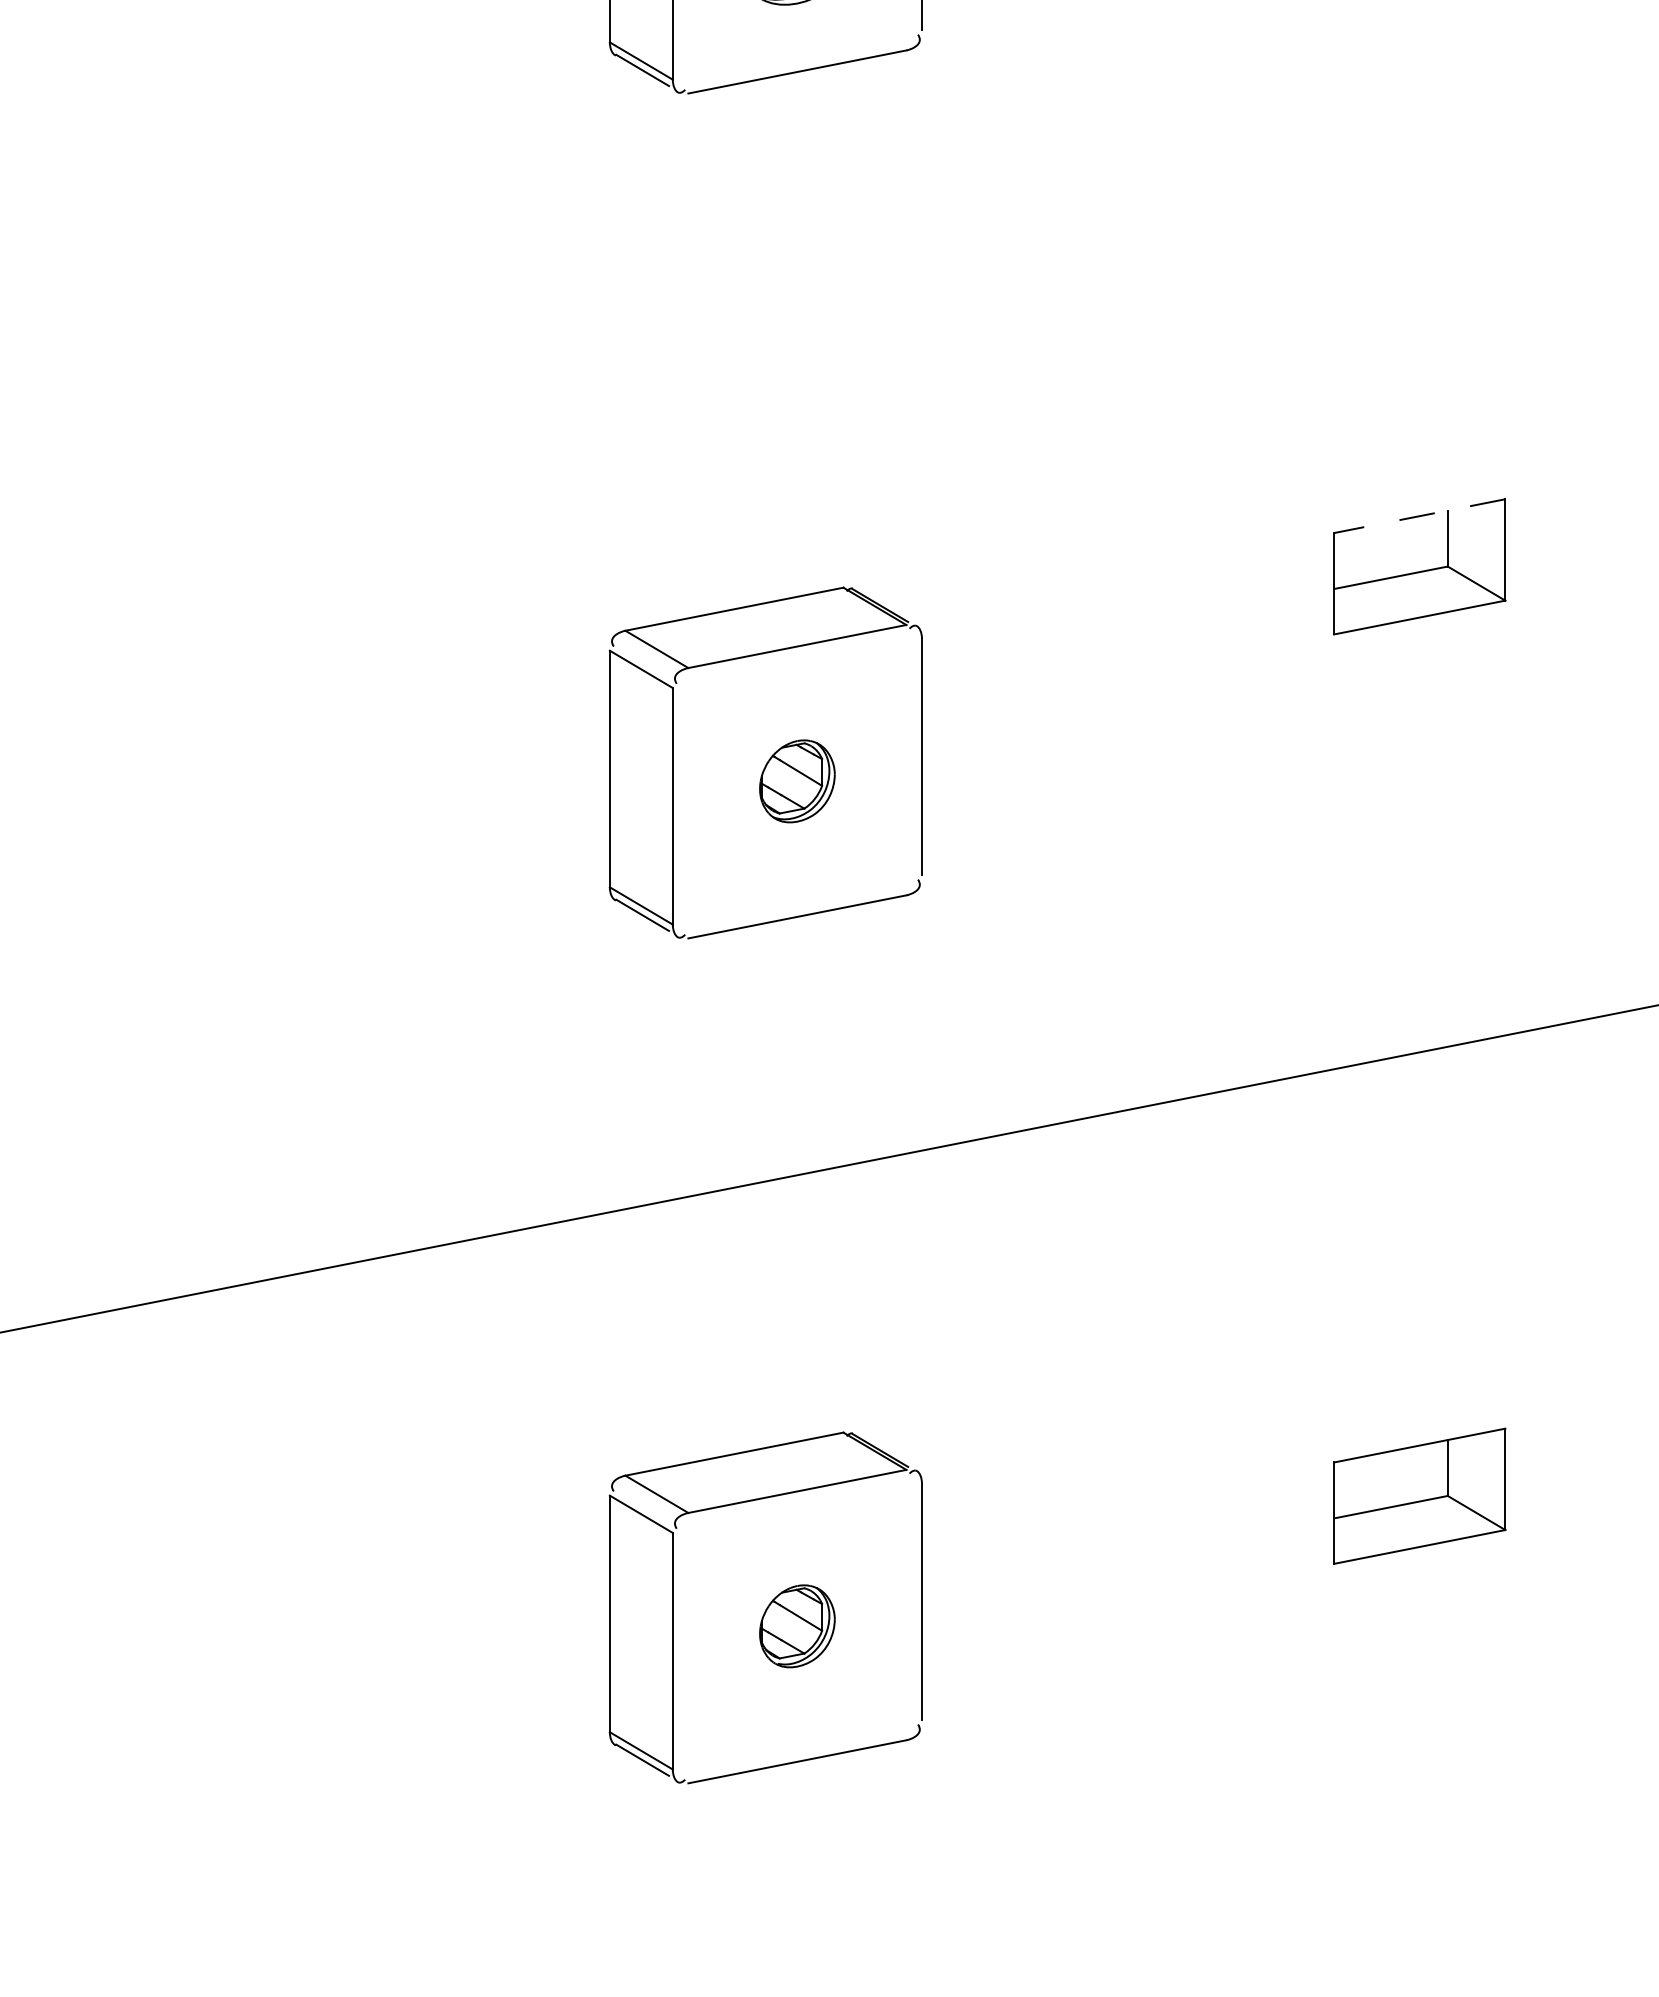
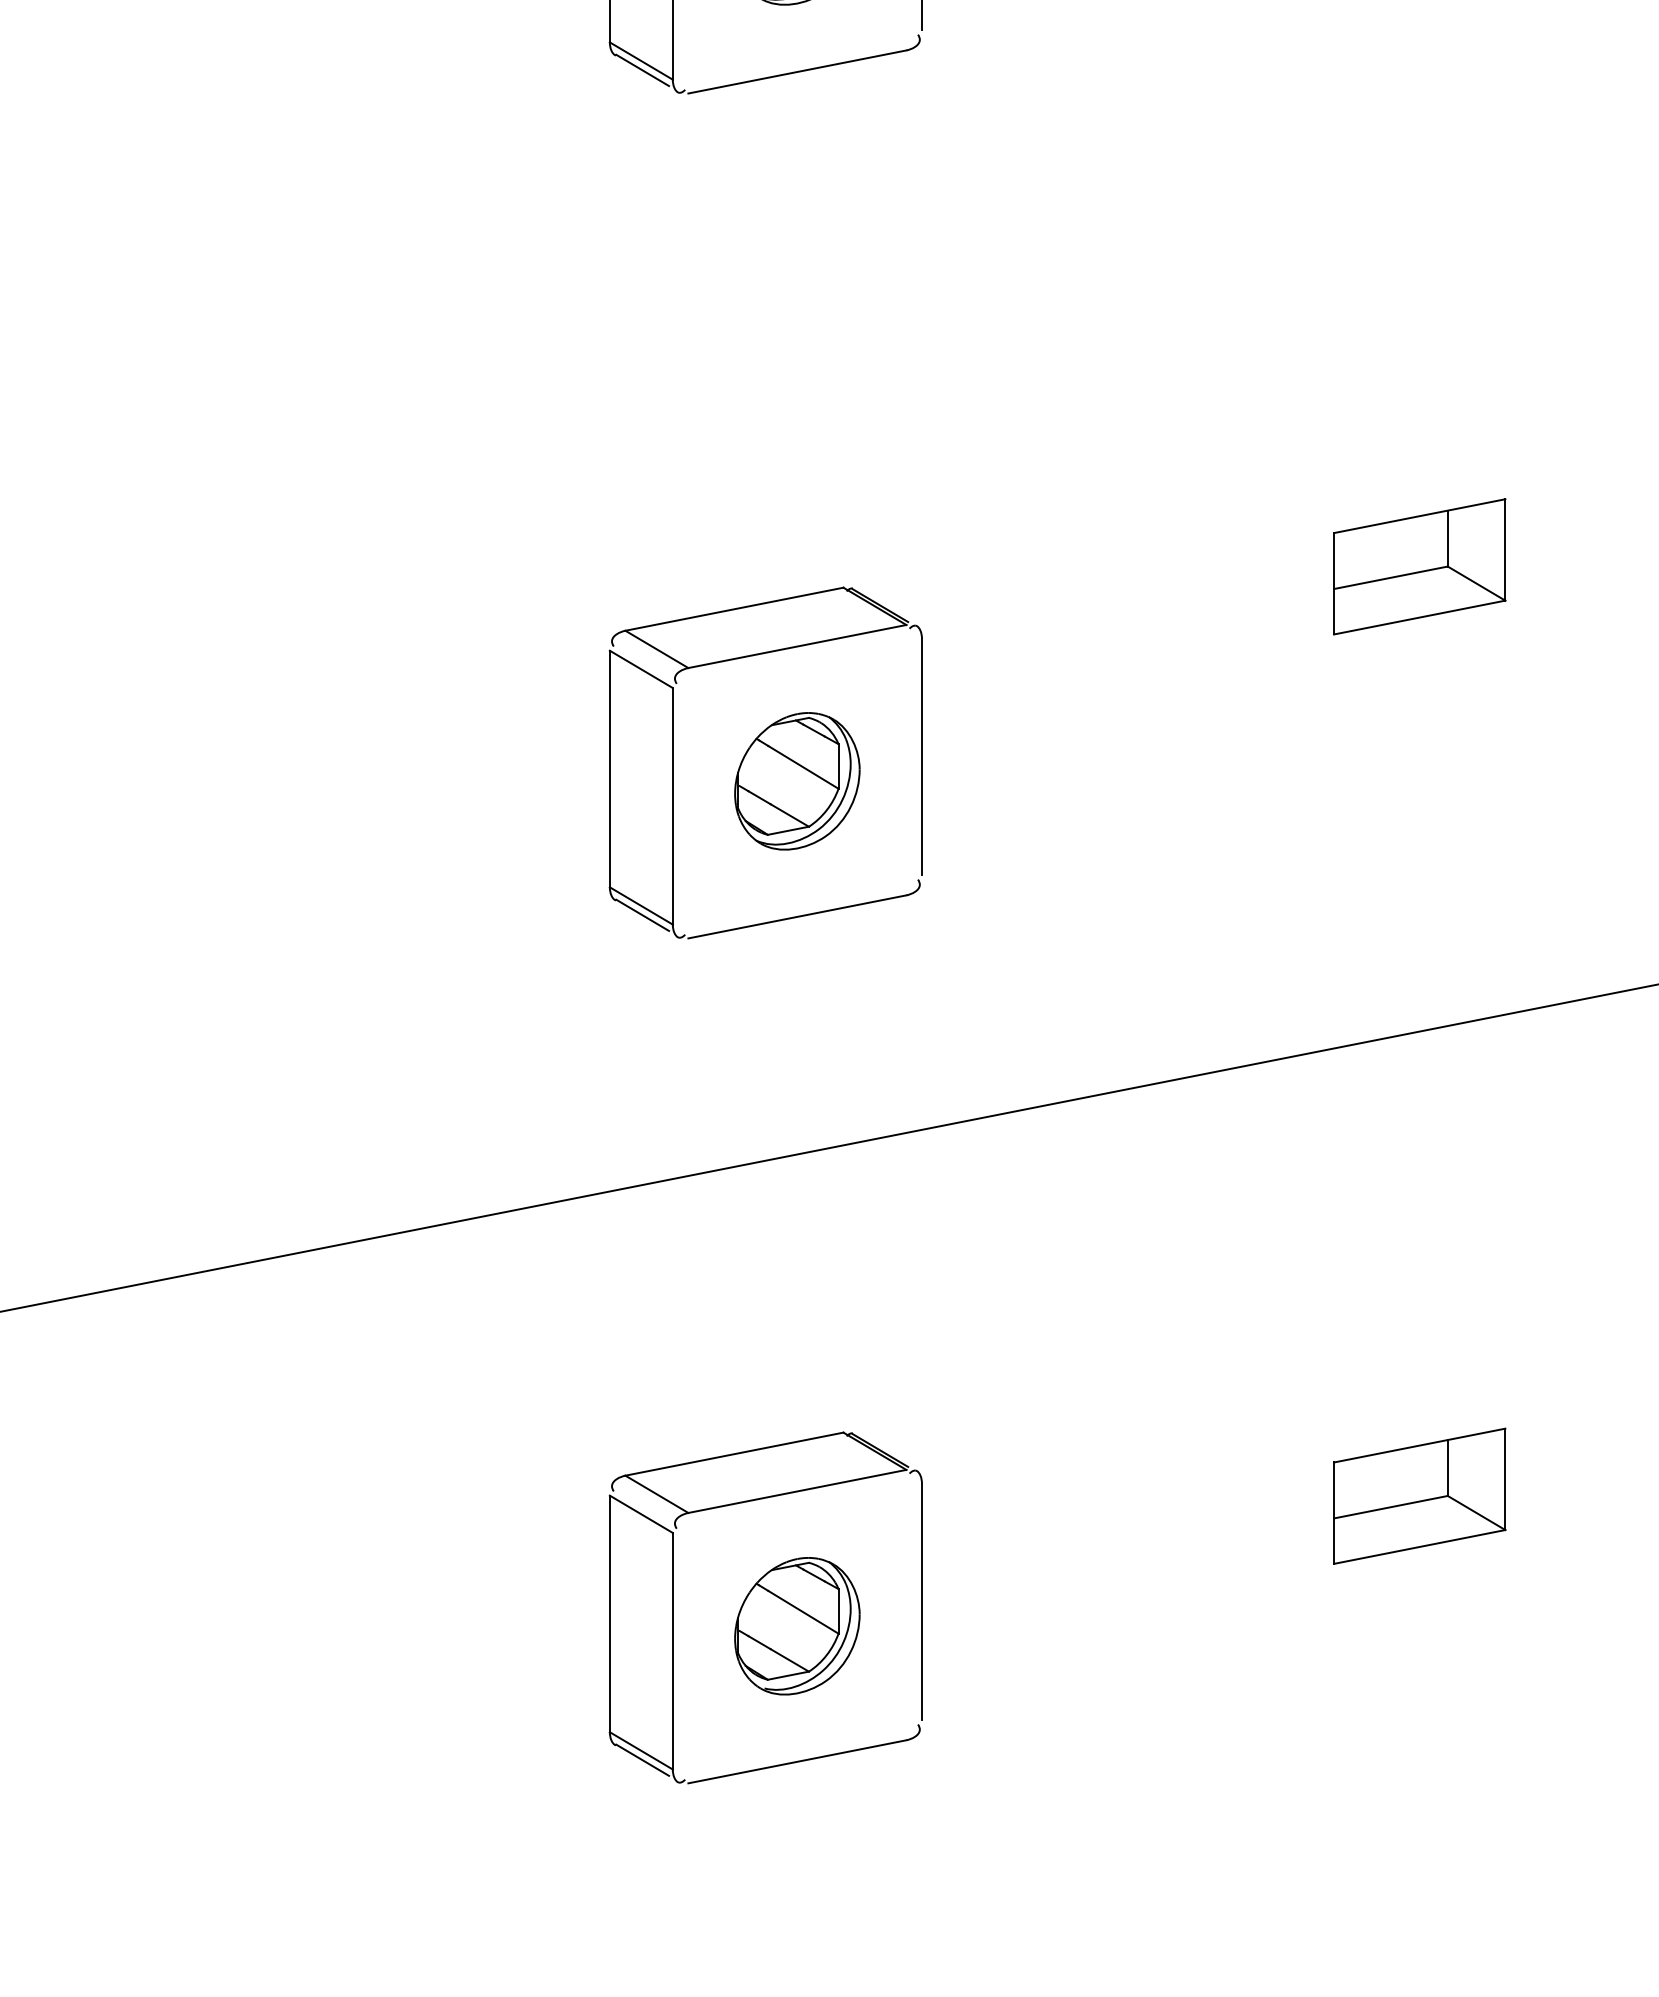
line: dashed -> solid (1419, 516)
part size: 77x85 px -> 127x139 px (797, 781)
line position: (828, 1168) -> (828, 1147) (828, 1147)
part size: 77x85 px -> 127x139 px (797, 1626)
